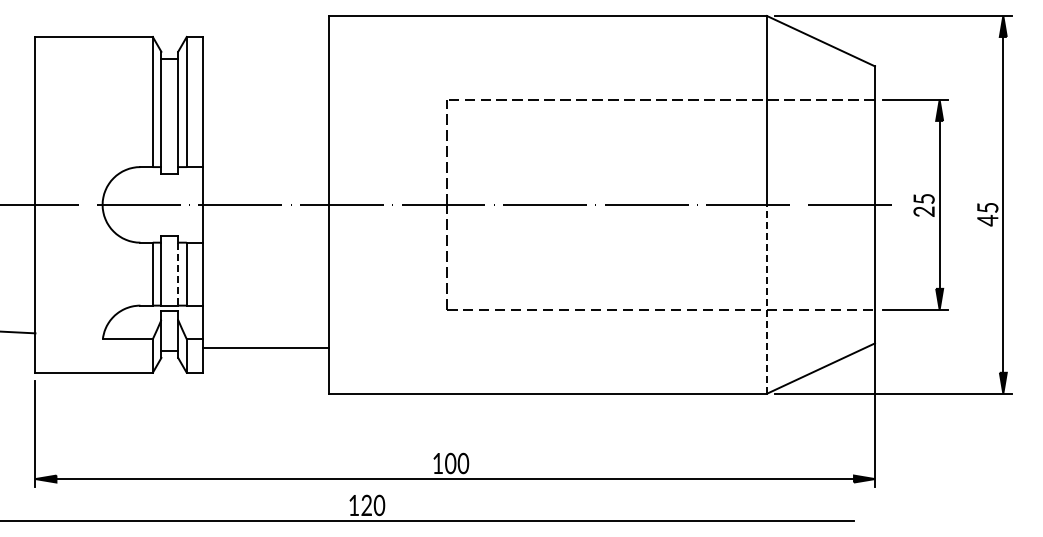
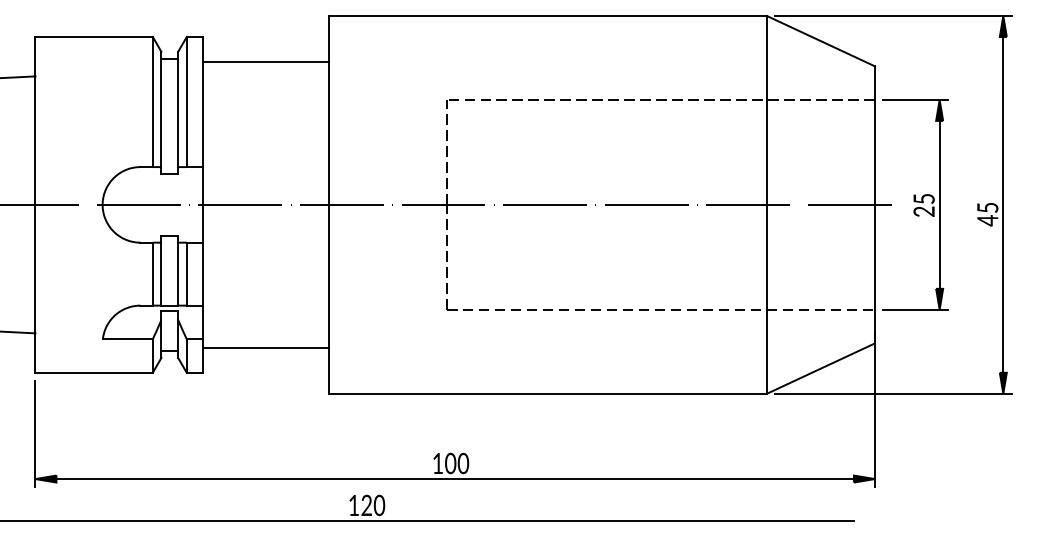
line: none -> present (266, 62)
line: none -> present (18, 77)
line: dashed -> solid (178, 274)
line: dashed -> solid (766, 298)
